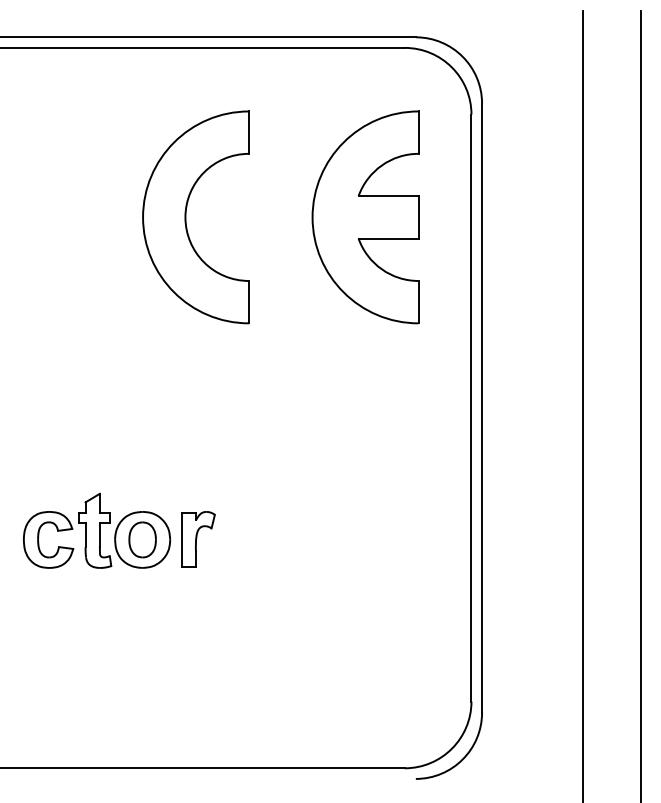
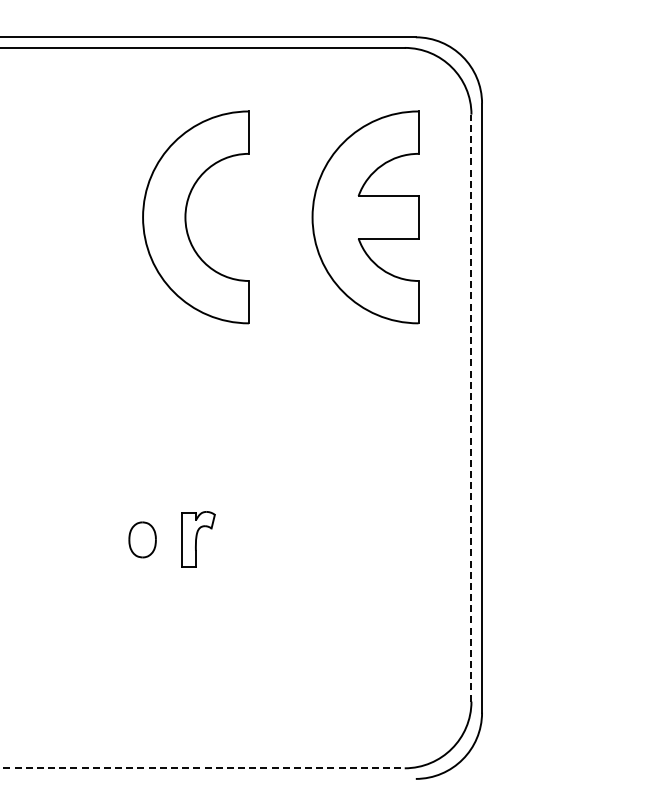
line: present -> none (582, 404)
line: present -> none (640, 404)
line: solid -> dashed (471, 407)
part: present -> none (97, 530)
line: solid -> dashed (202, 768)
